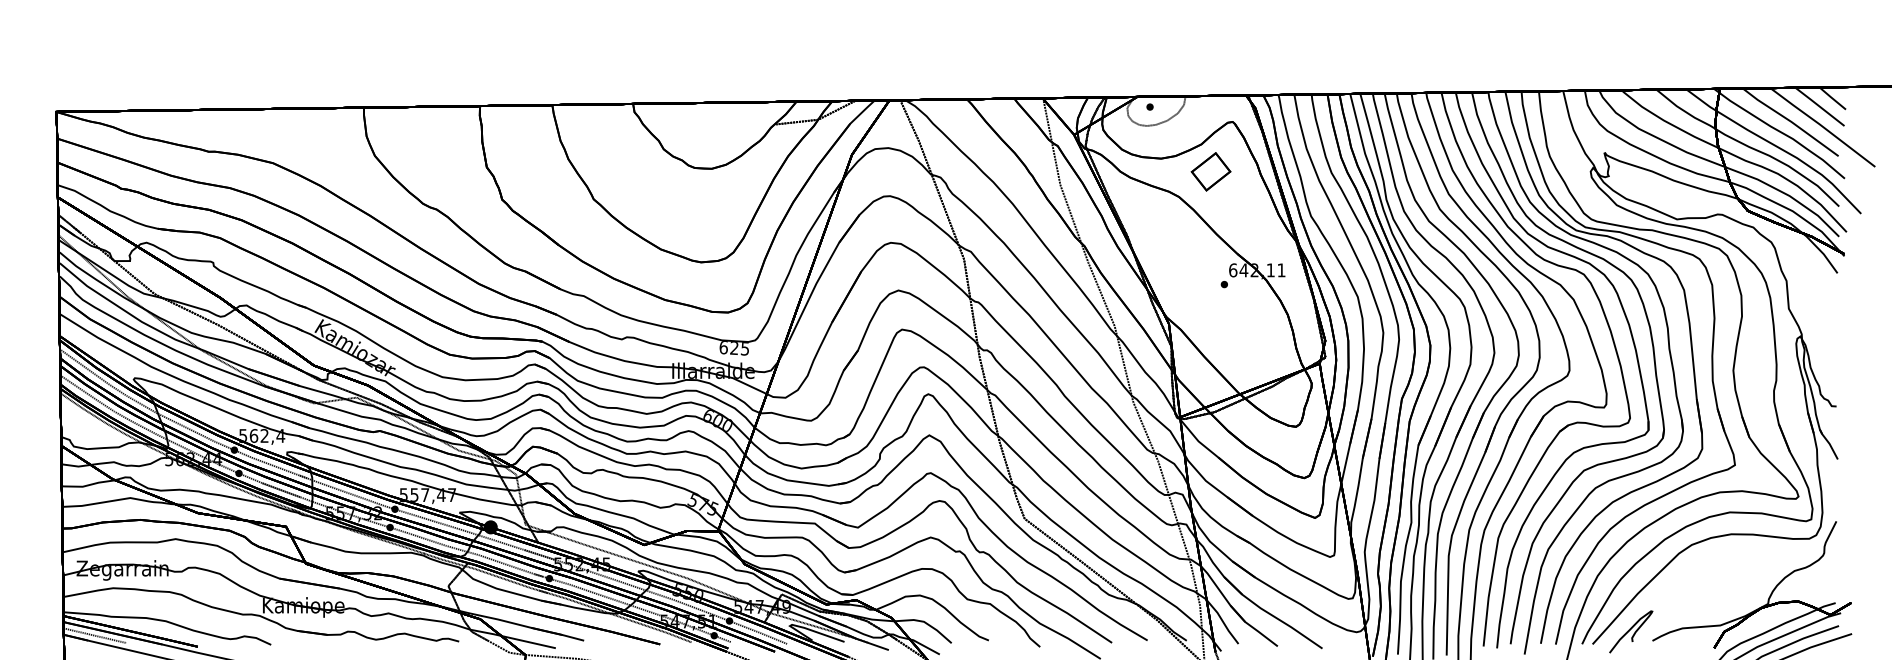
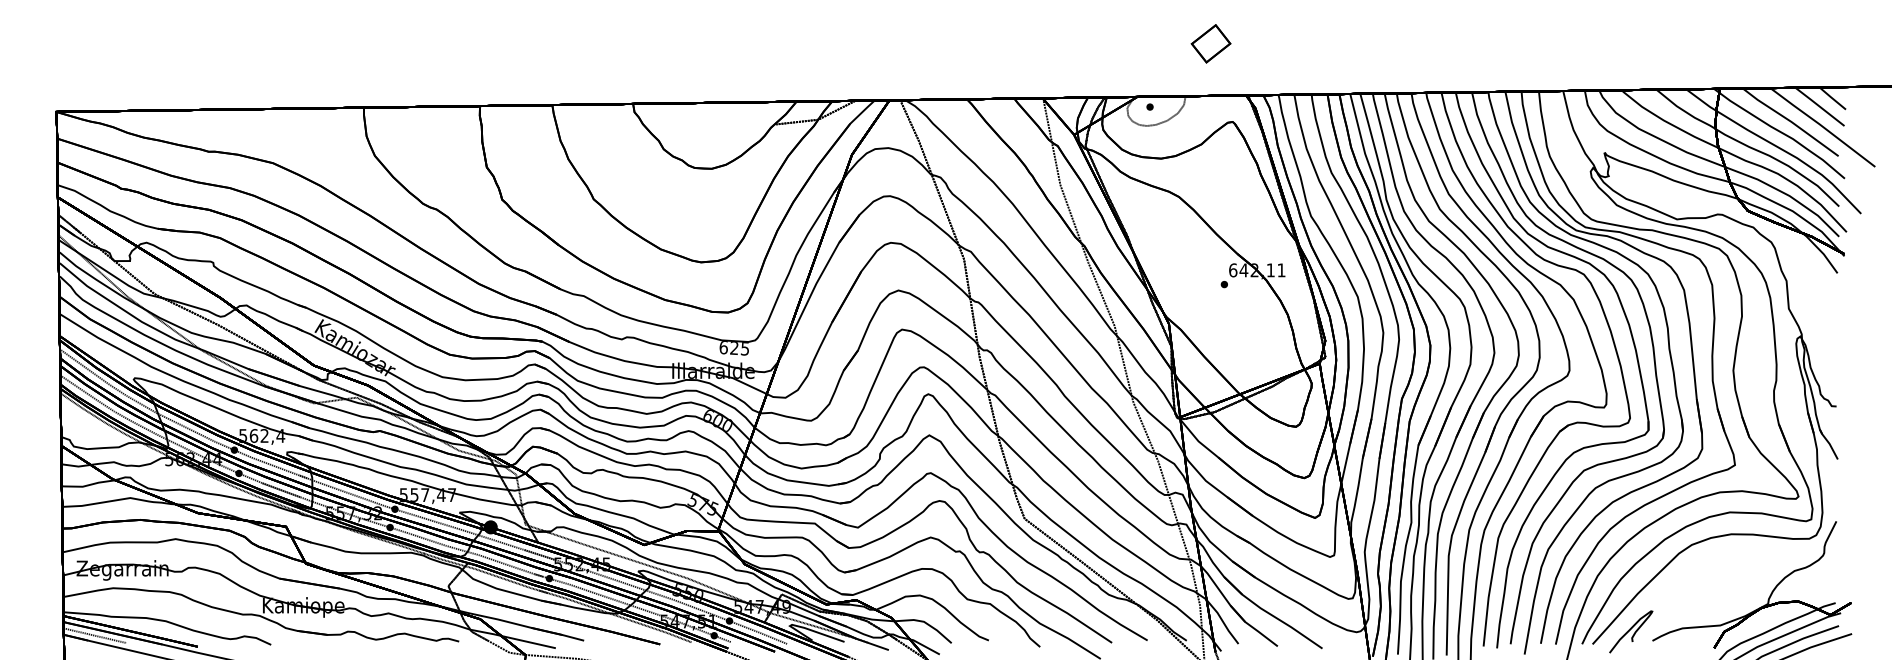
part position: (1210, 171) -> (1210, 43) (1210, 43)
